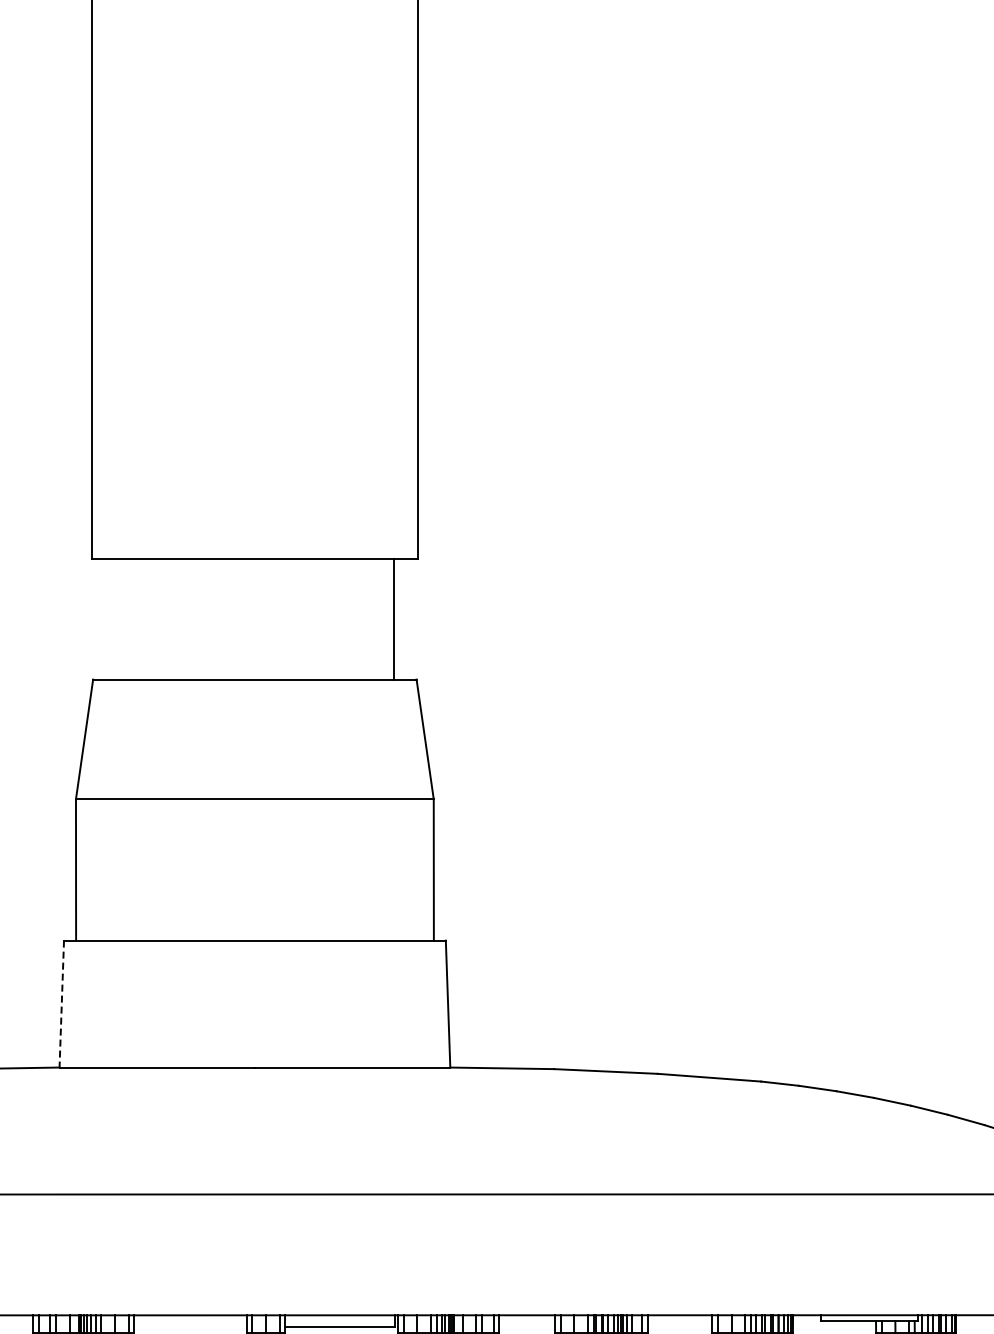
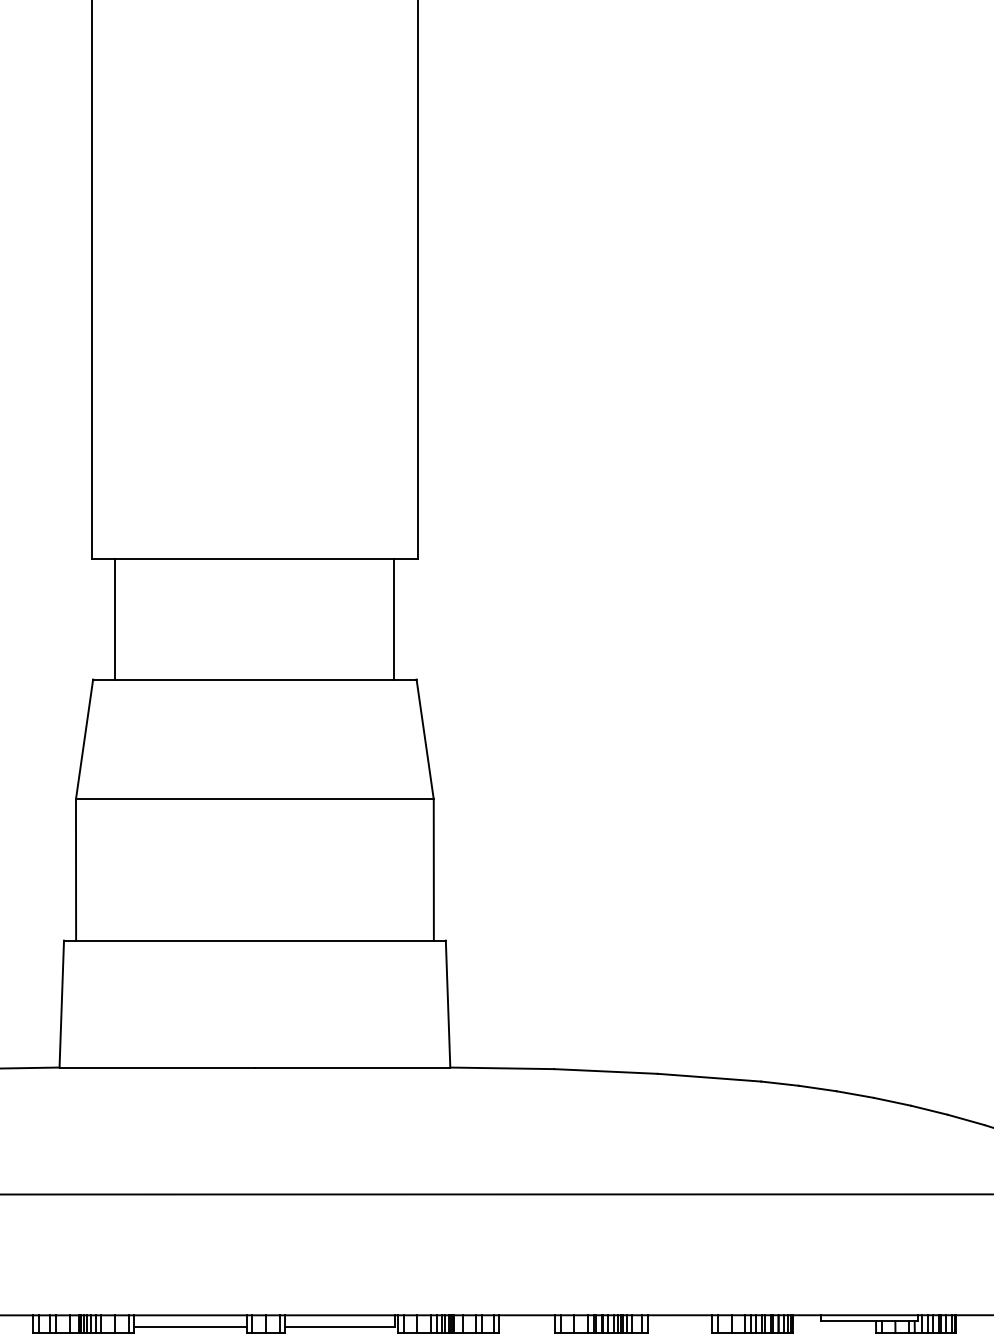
line: none -> present (115, 619)
line: dashed -> solid (61, 1004)
line: none -> present (190, 1327)
